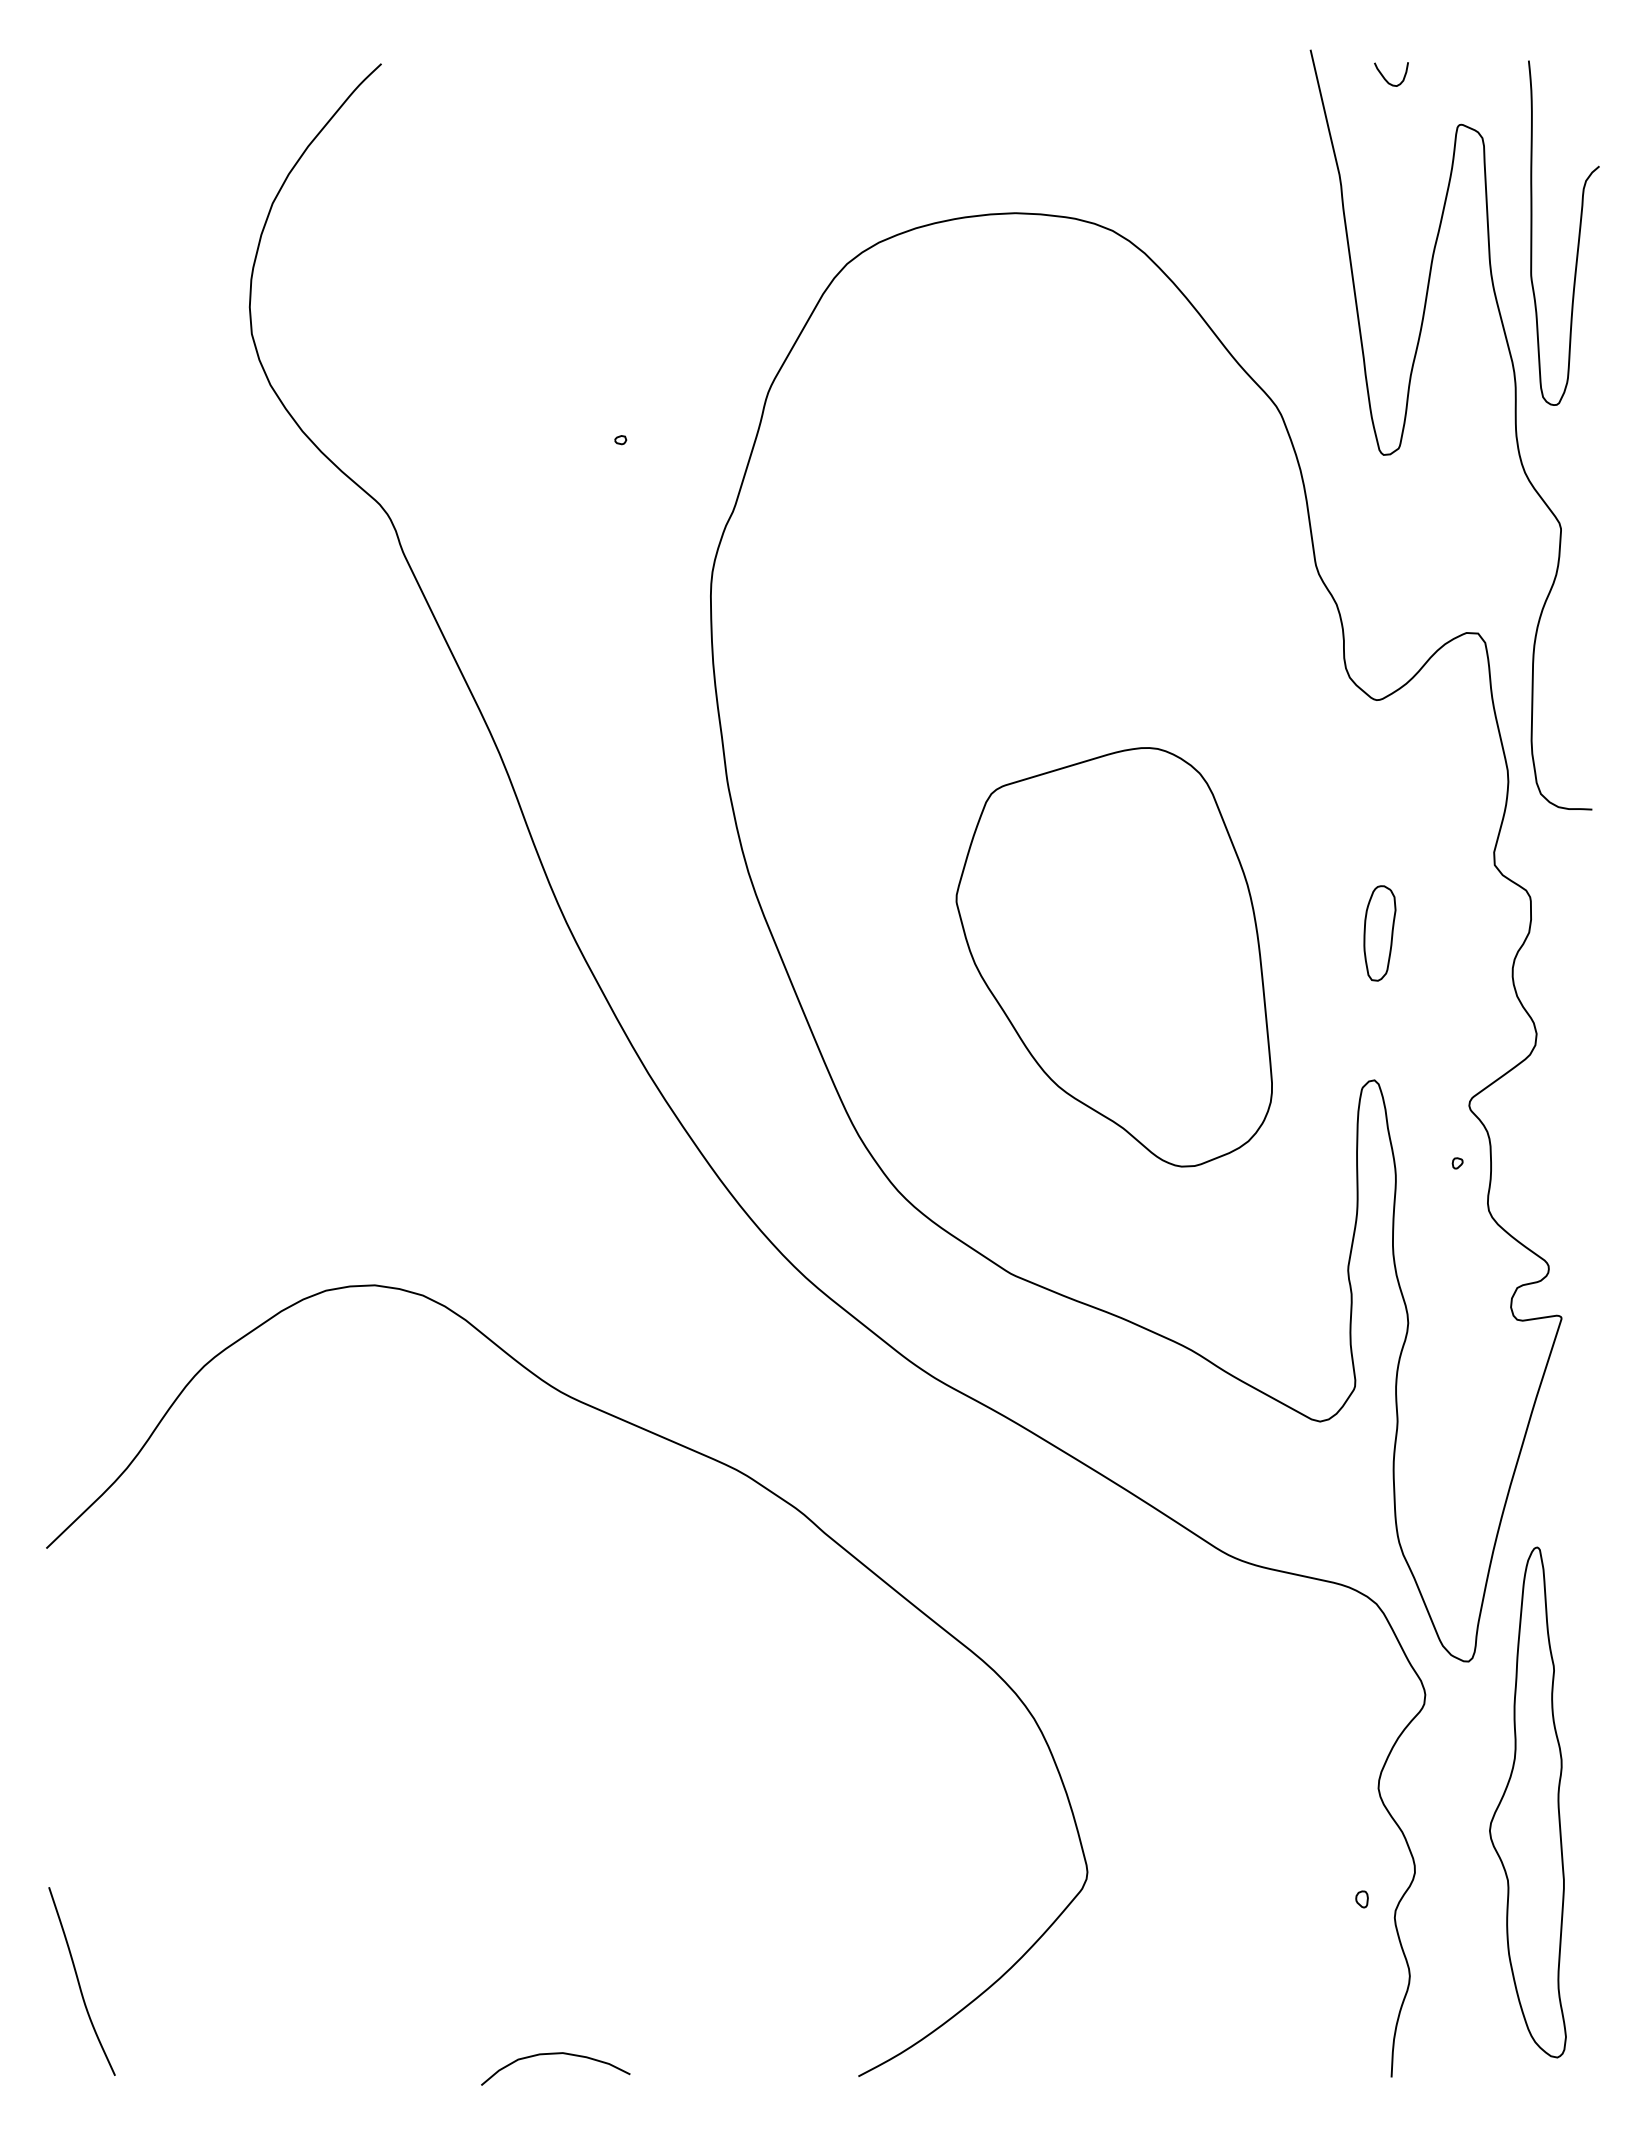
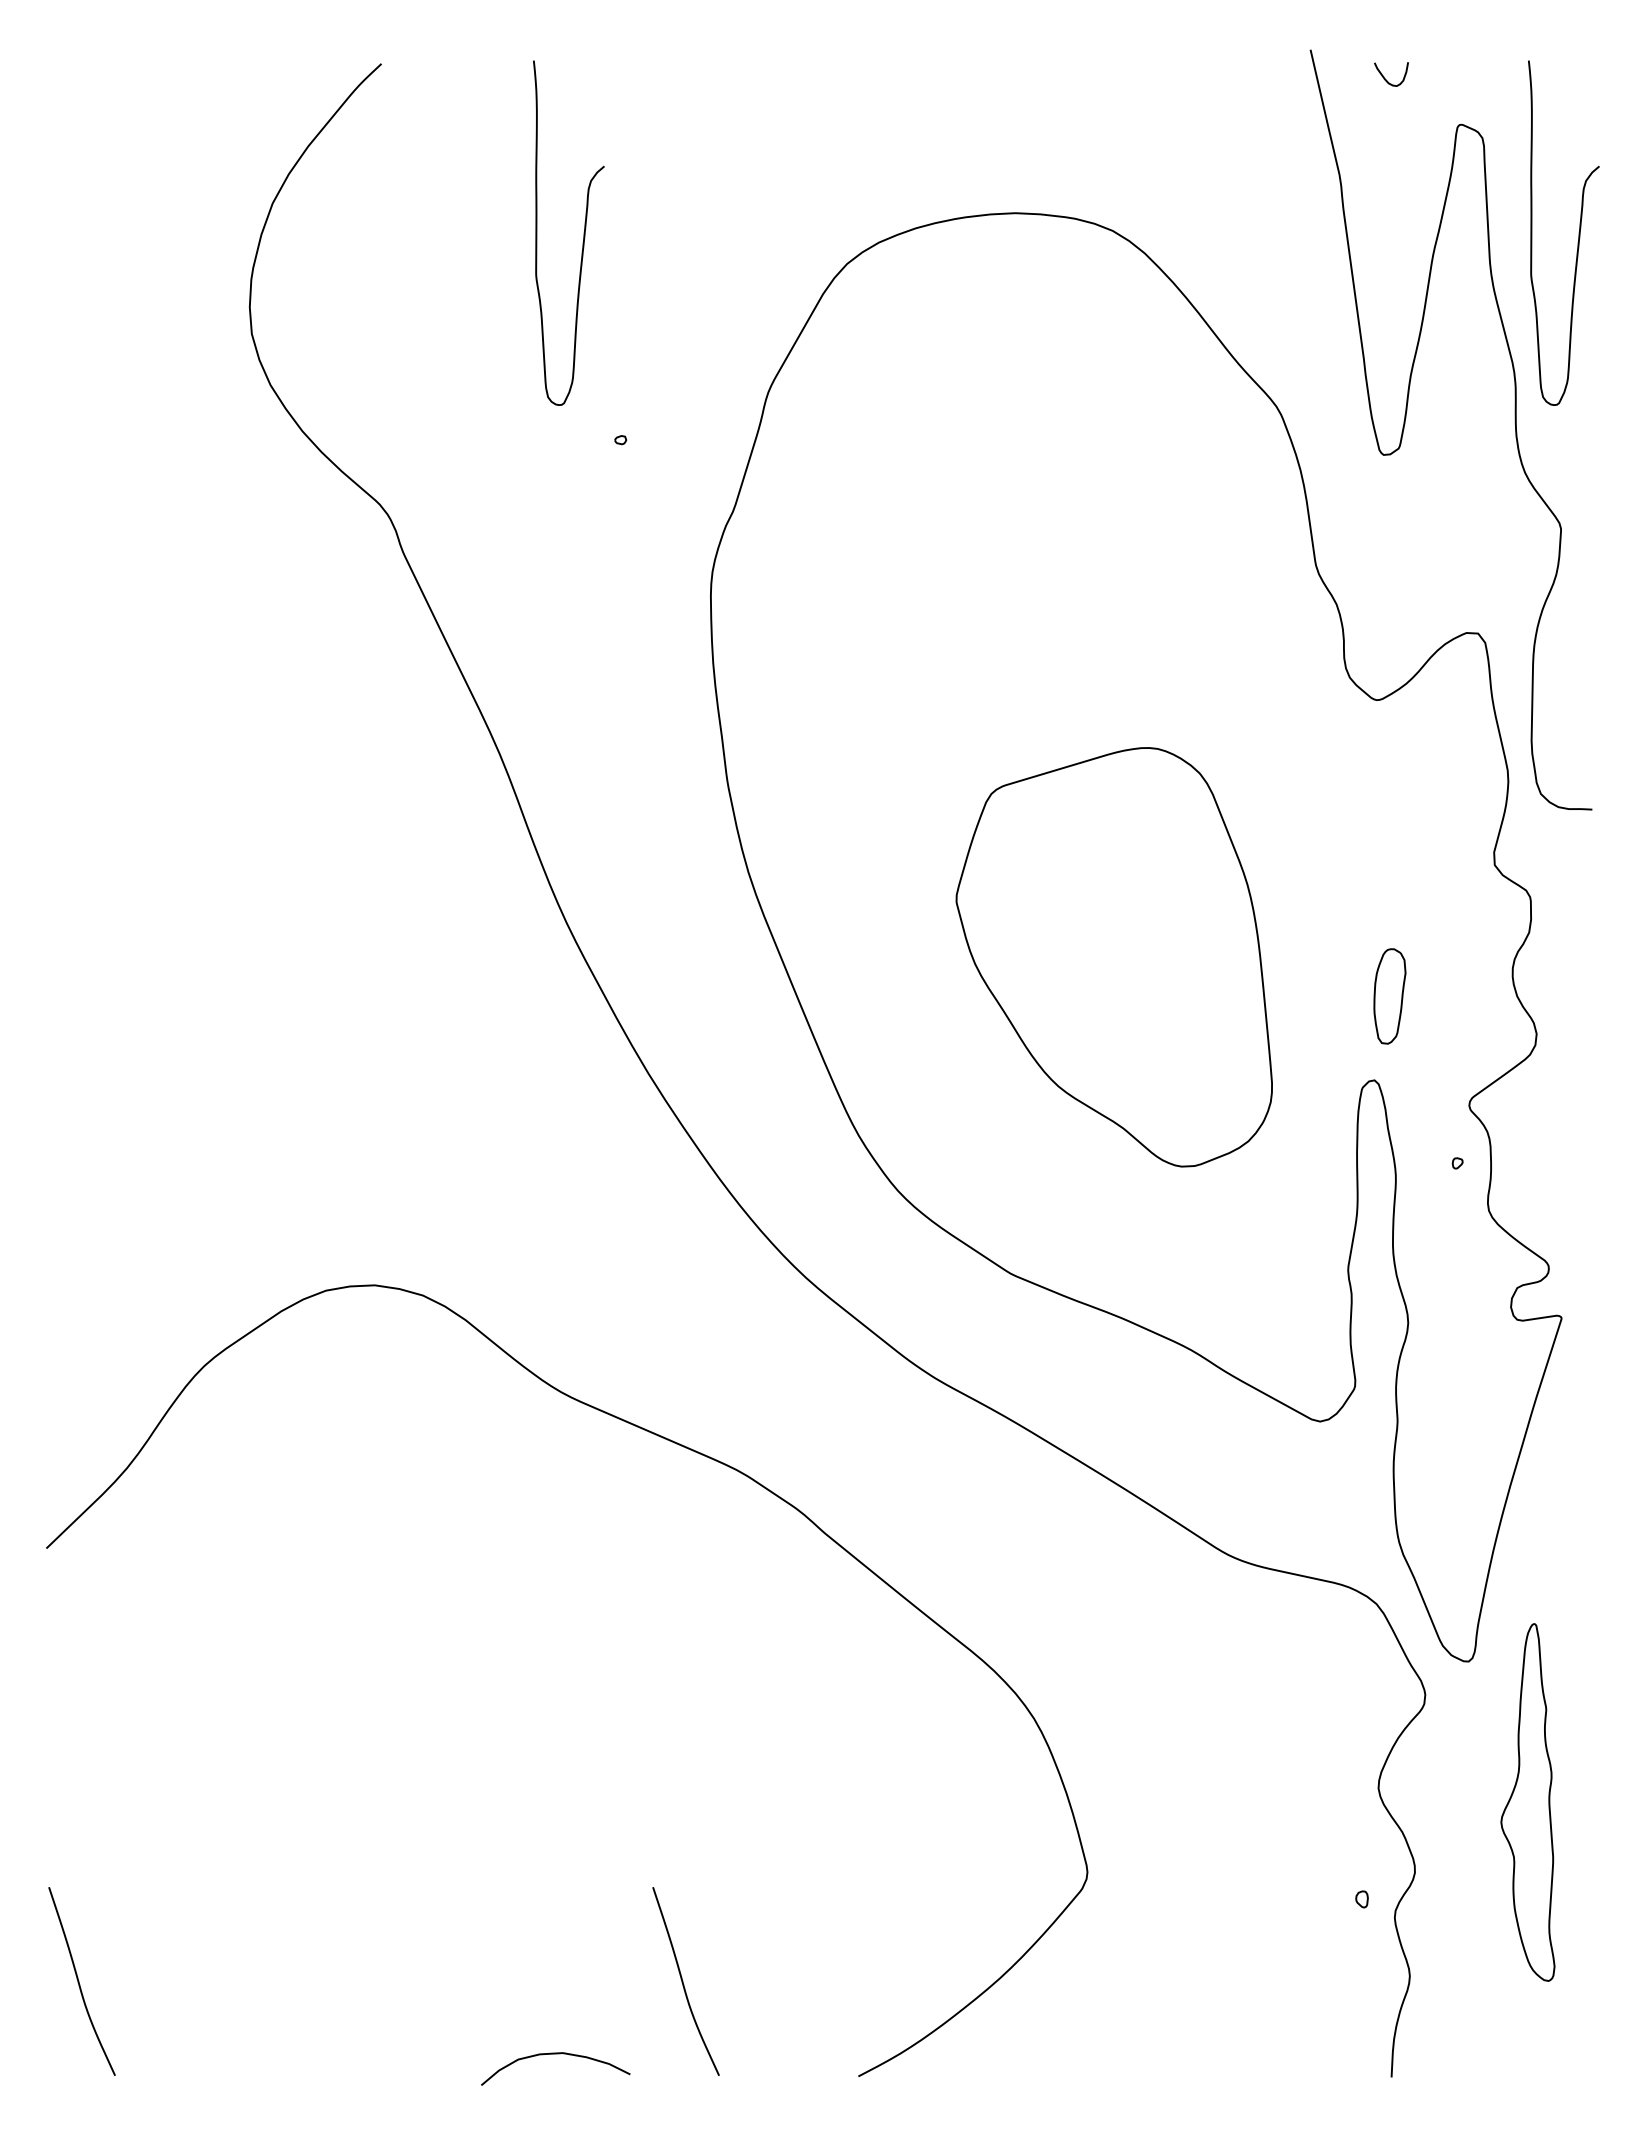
curve: none -> present (583, 232)
part position: (1379, 933) -> (1389, 996) (1389, 996)
part size: 78x513 px -> 56x359 px (1527, 1802)
curve: none -> present (683, 1981)
